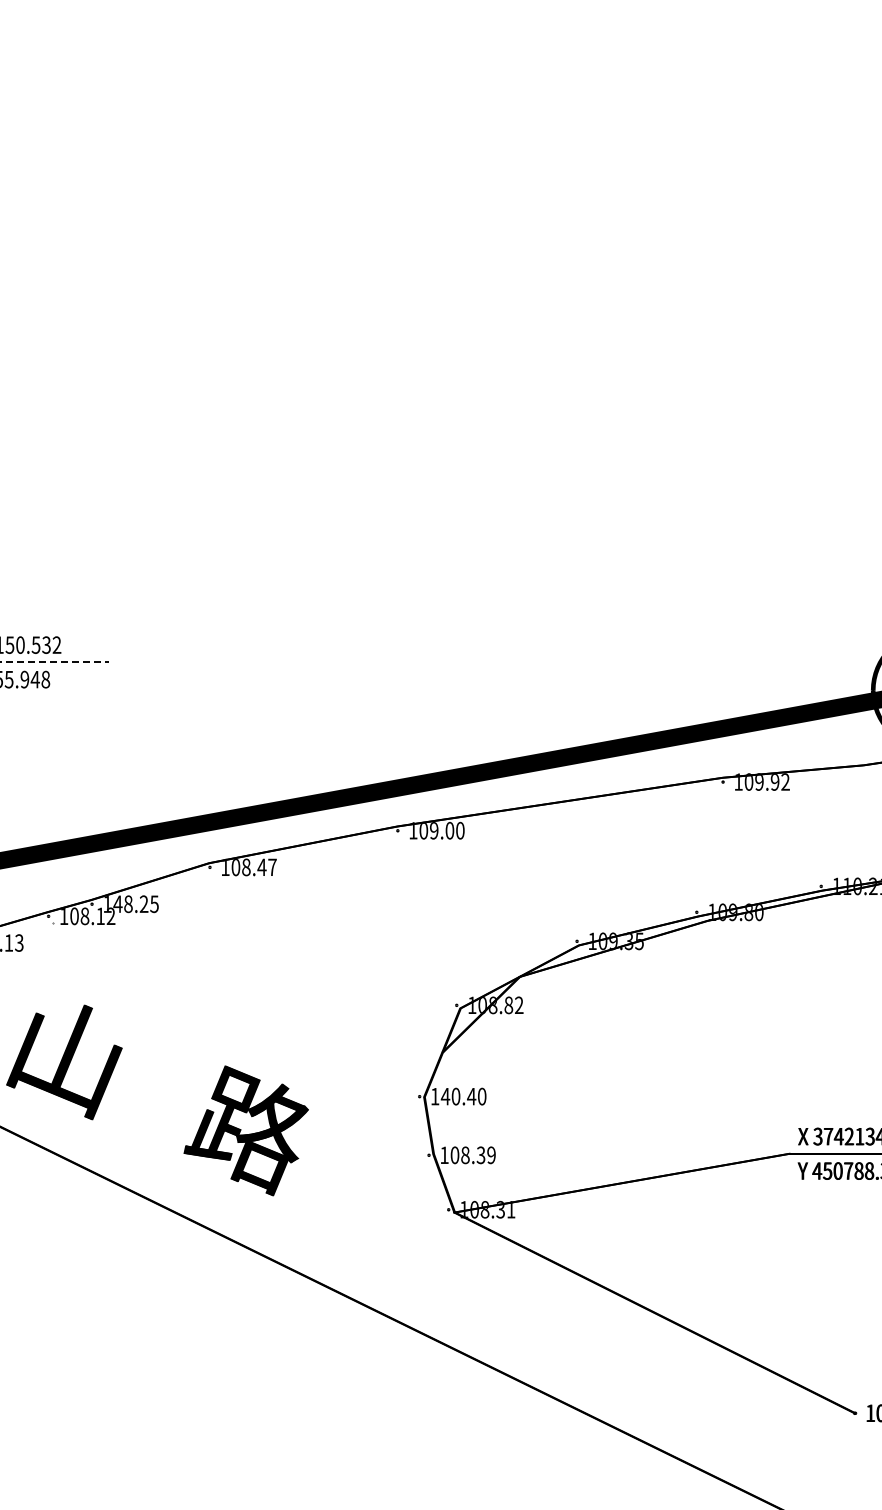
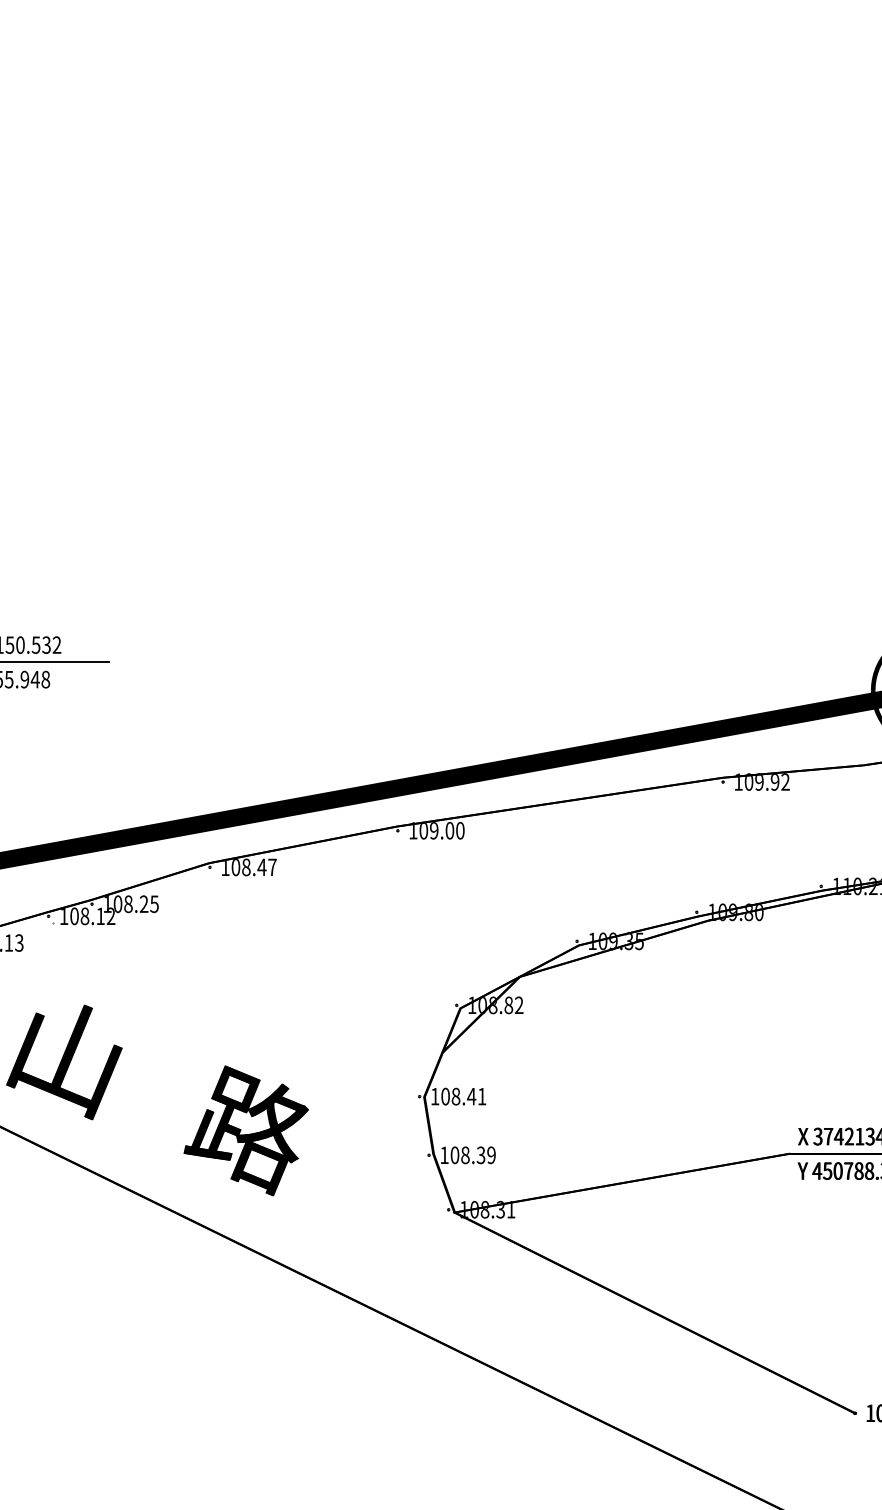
line: dashed -> solid (54, 662)
text: 148.25 -> 108.25 (117, 904)
text: 140.40 -> 108.41 (463, 1096)
